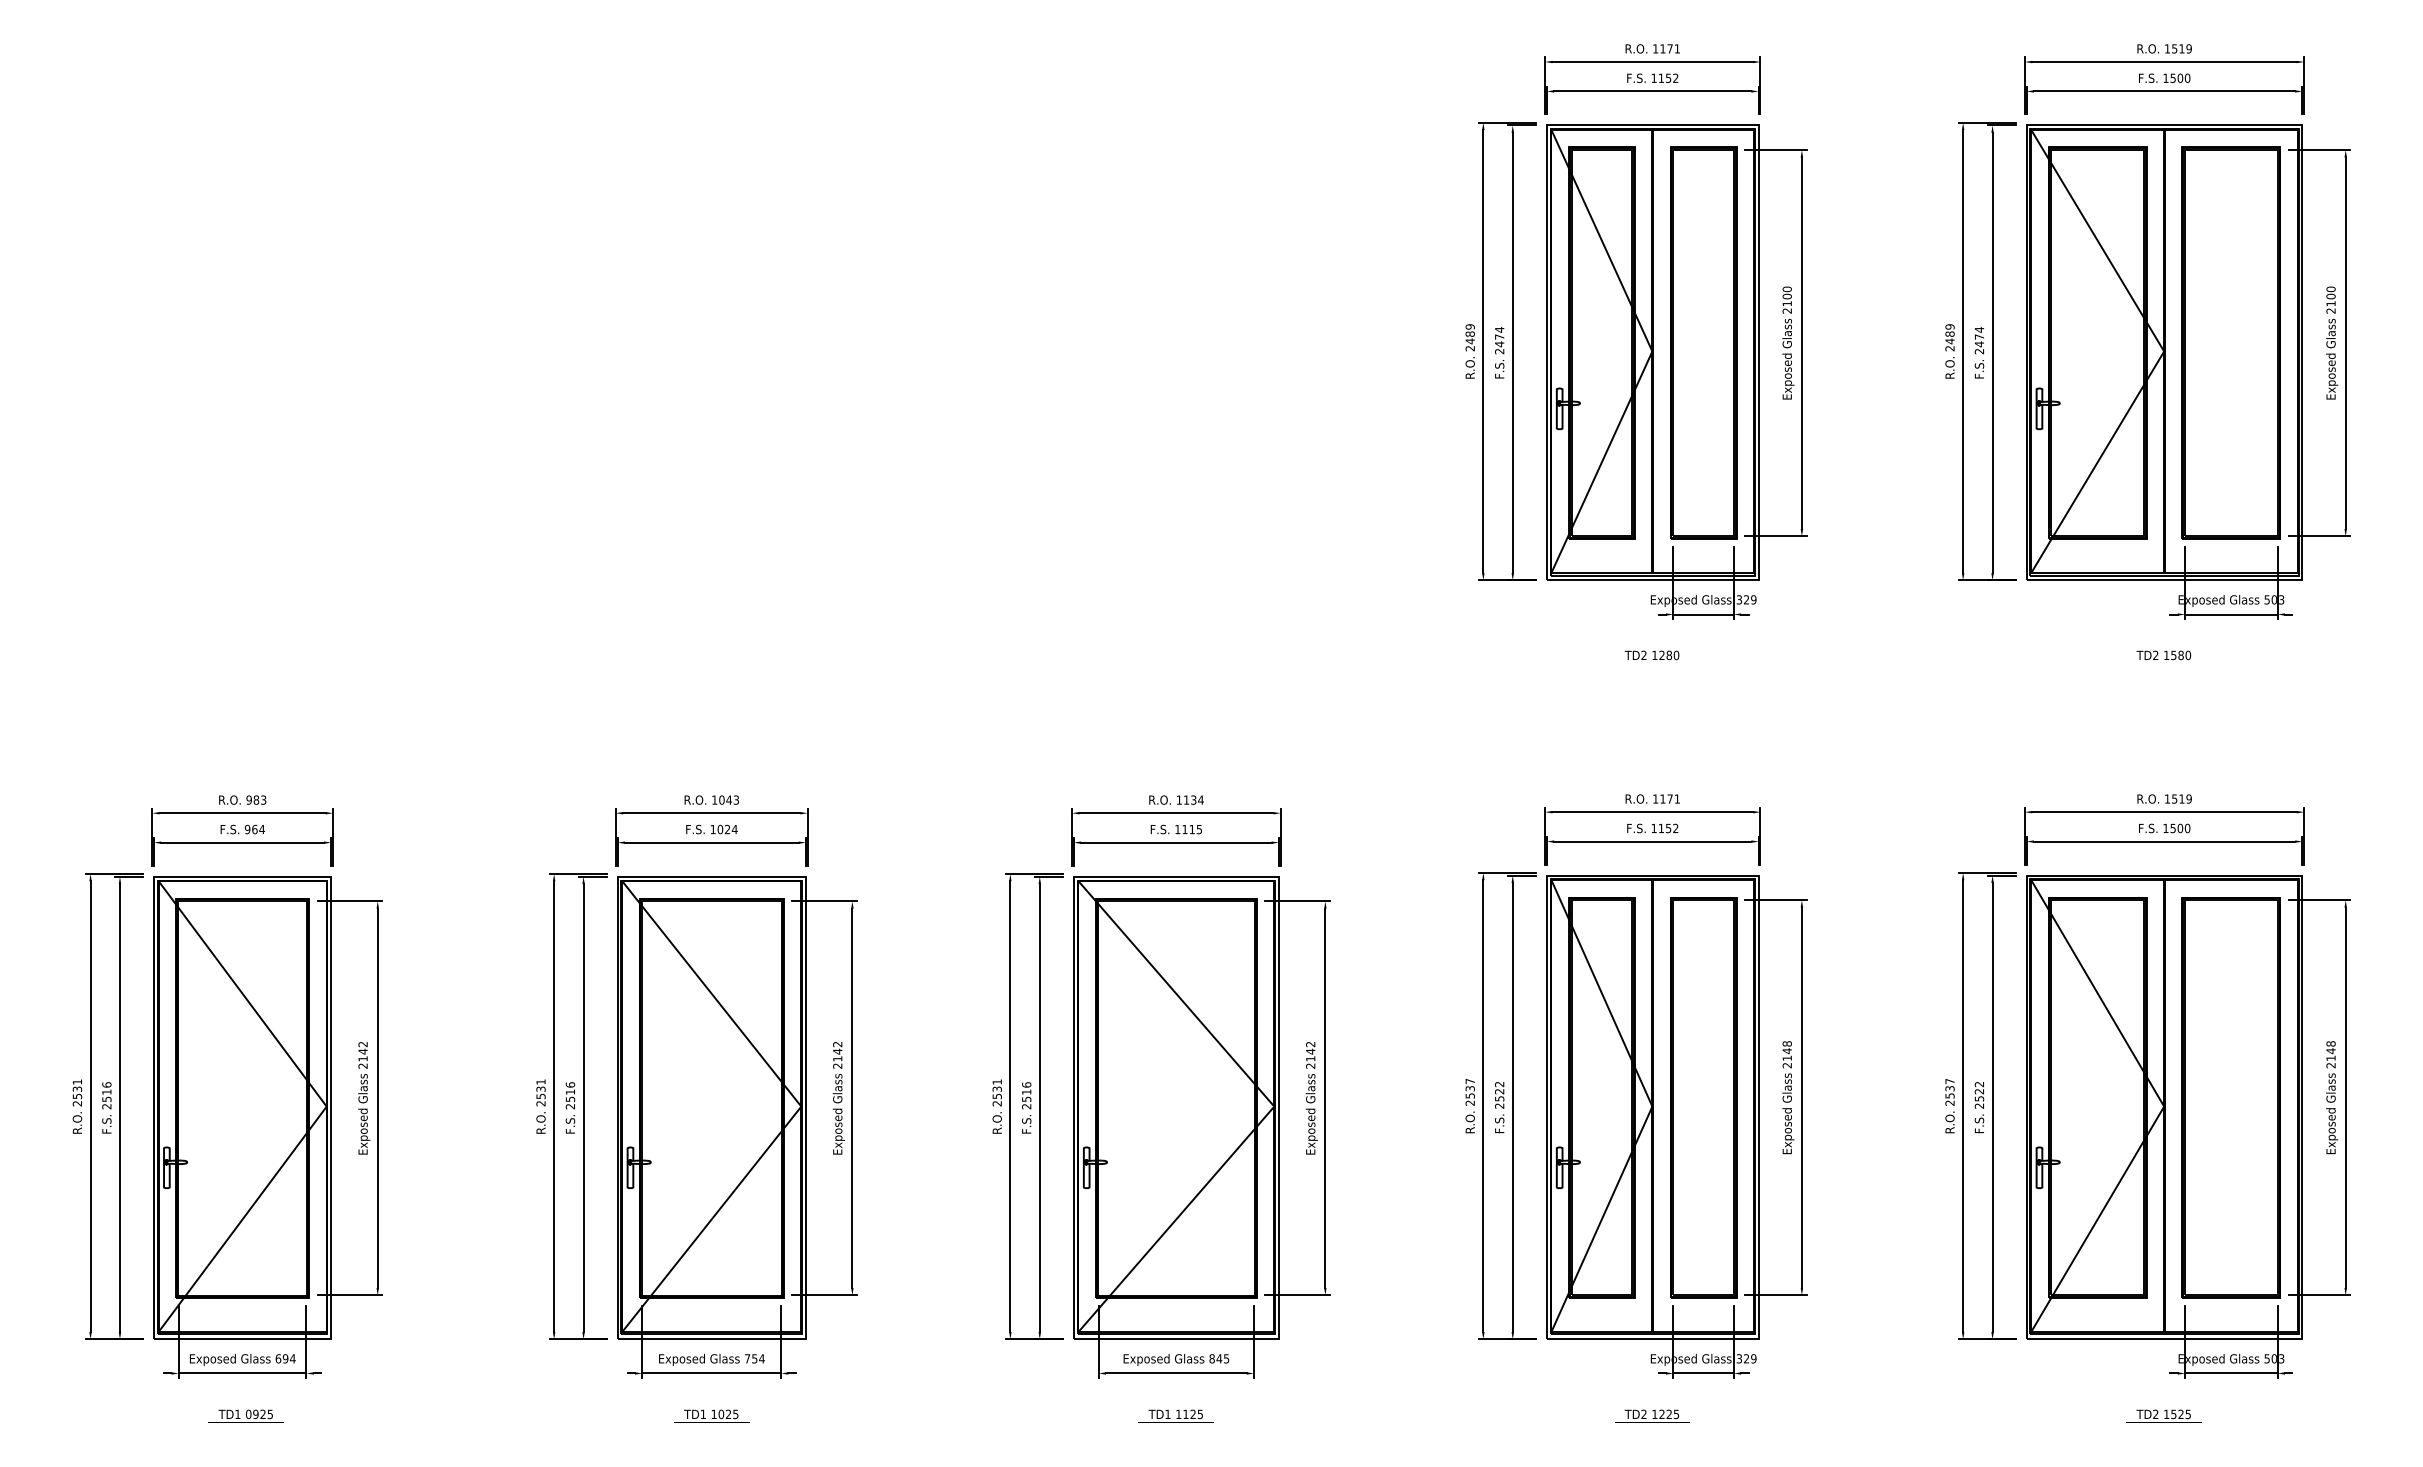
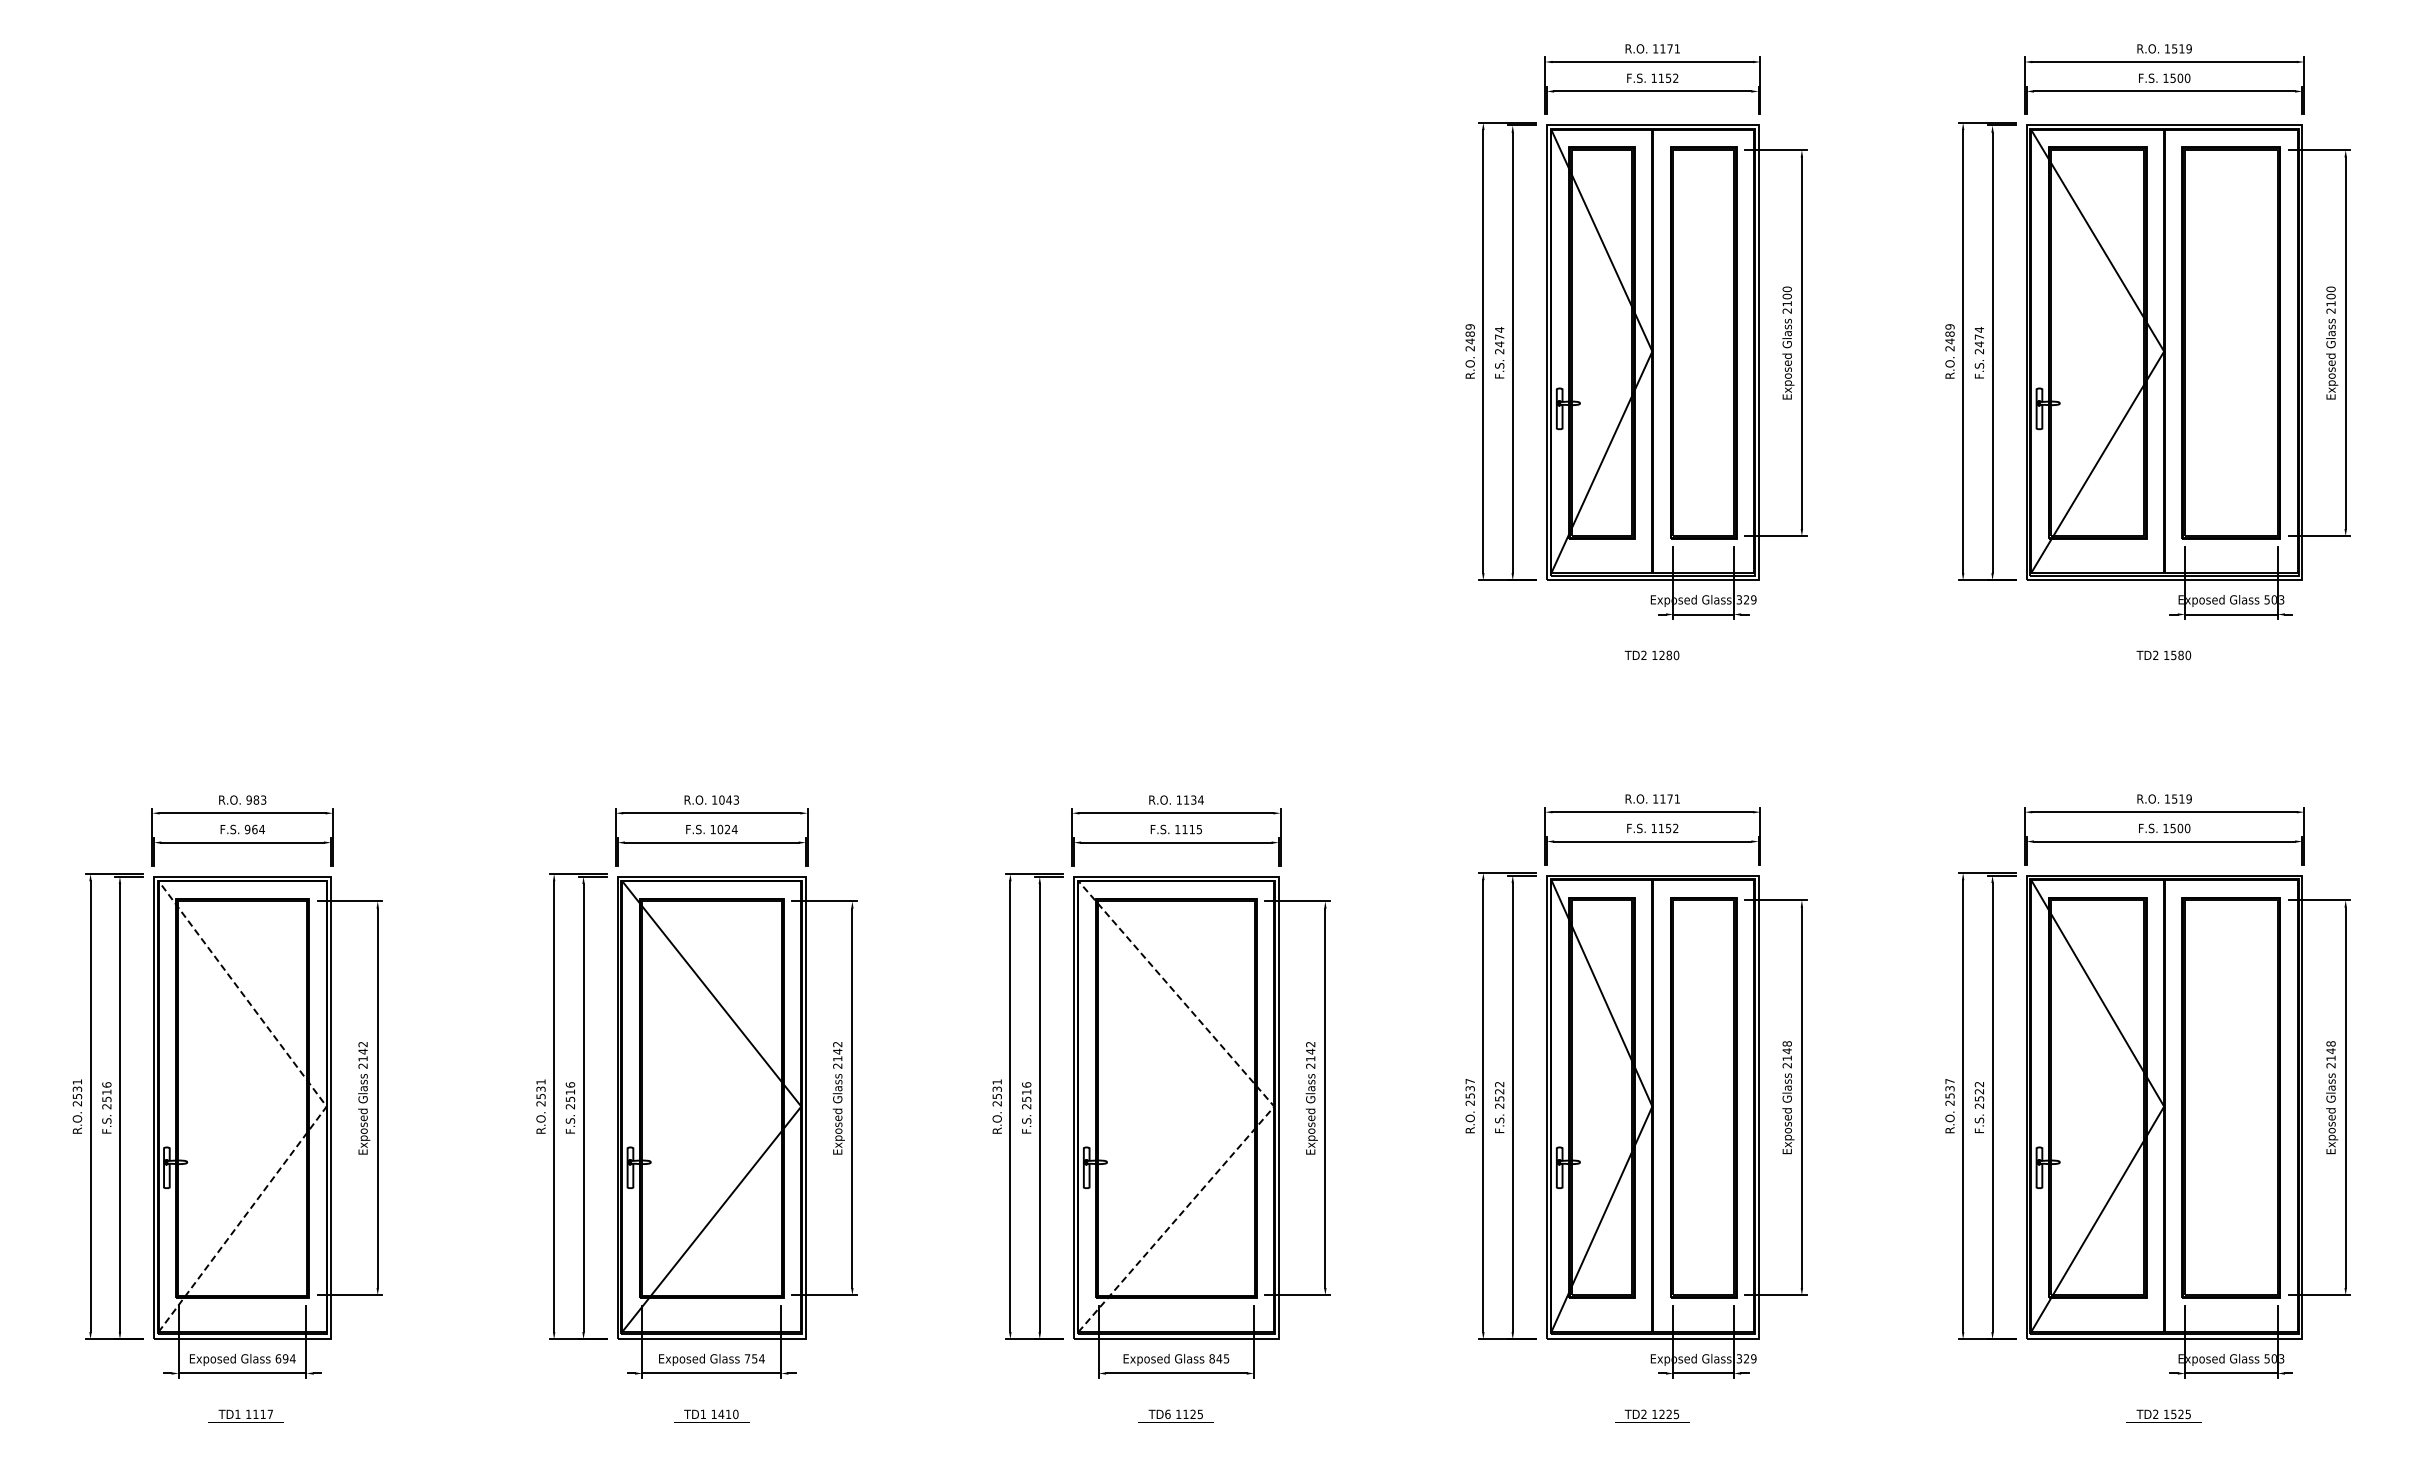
line: solid -> dashed (326, 1106)
line: solid -> dashed (1274, 1106)
text: 0925 -> 1117 (259, 1414)
text: 1025 -> 1410 (728, 1414)
text: TD1 -> TD6 (1167, 1414)
